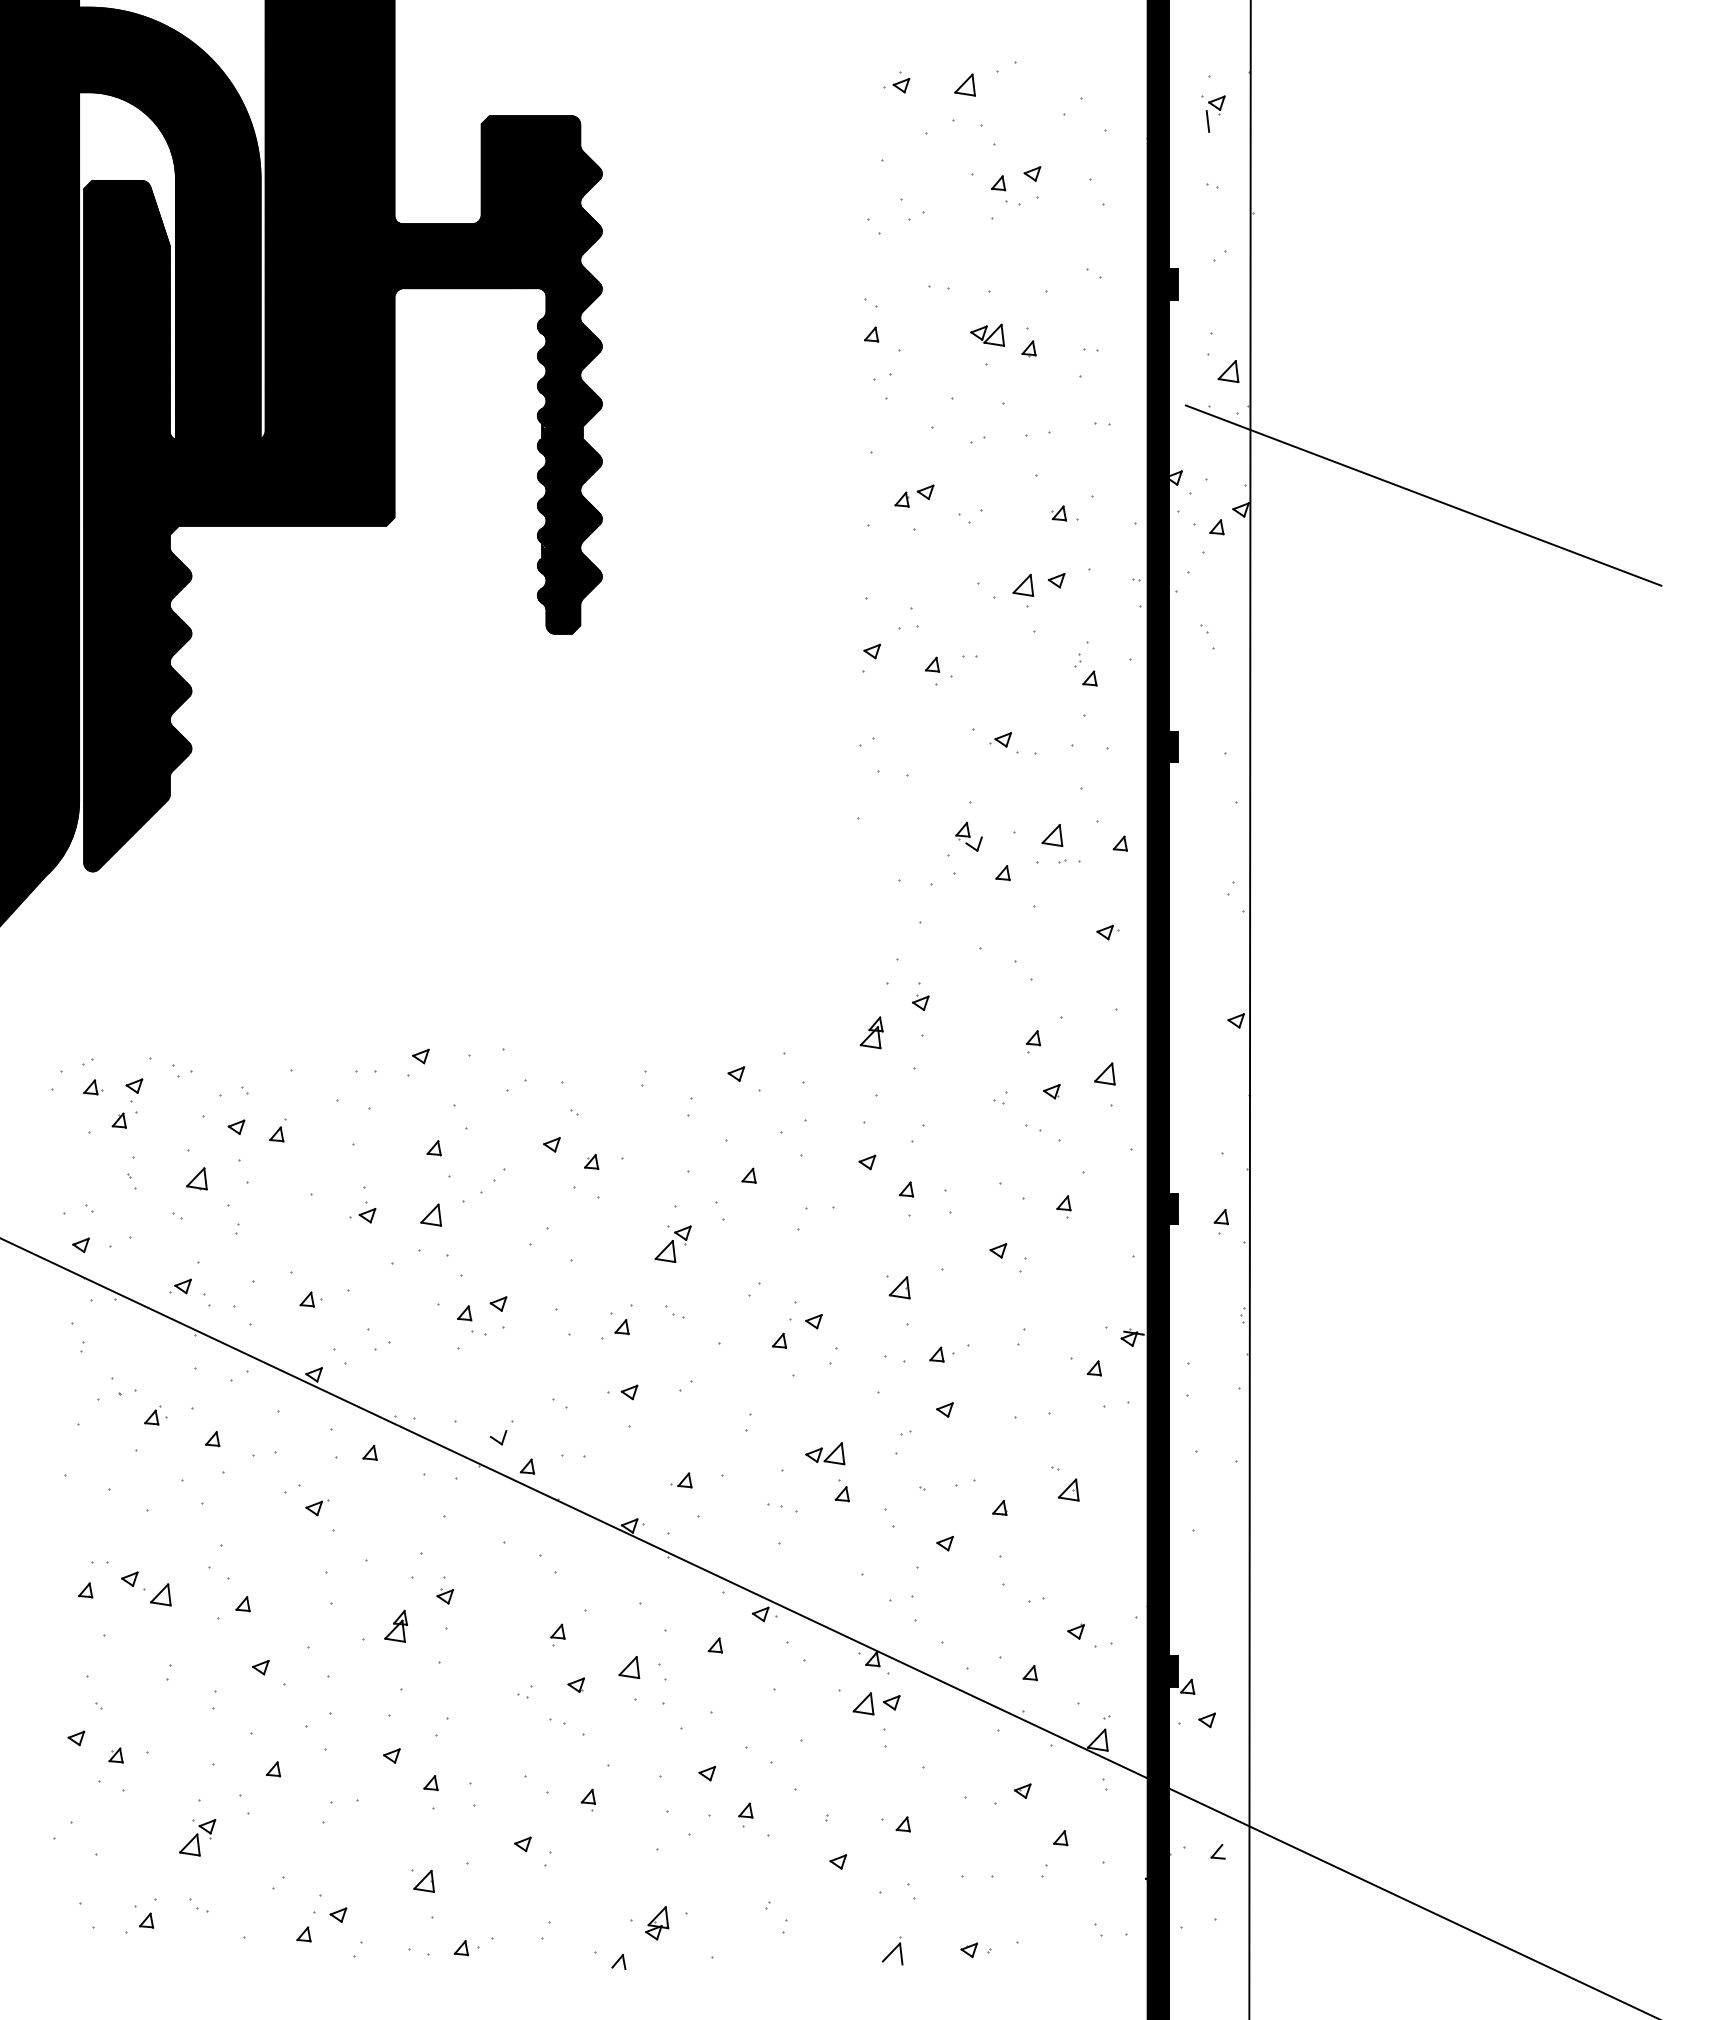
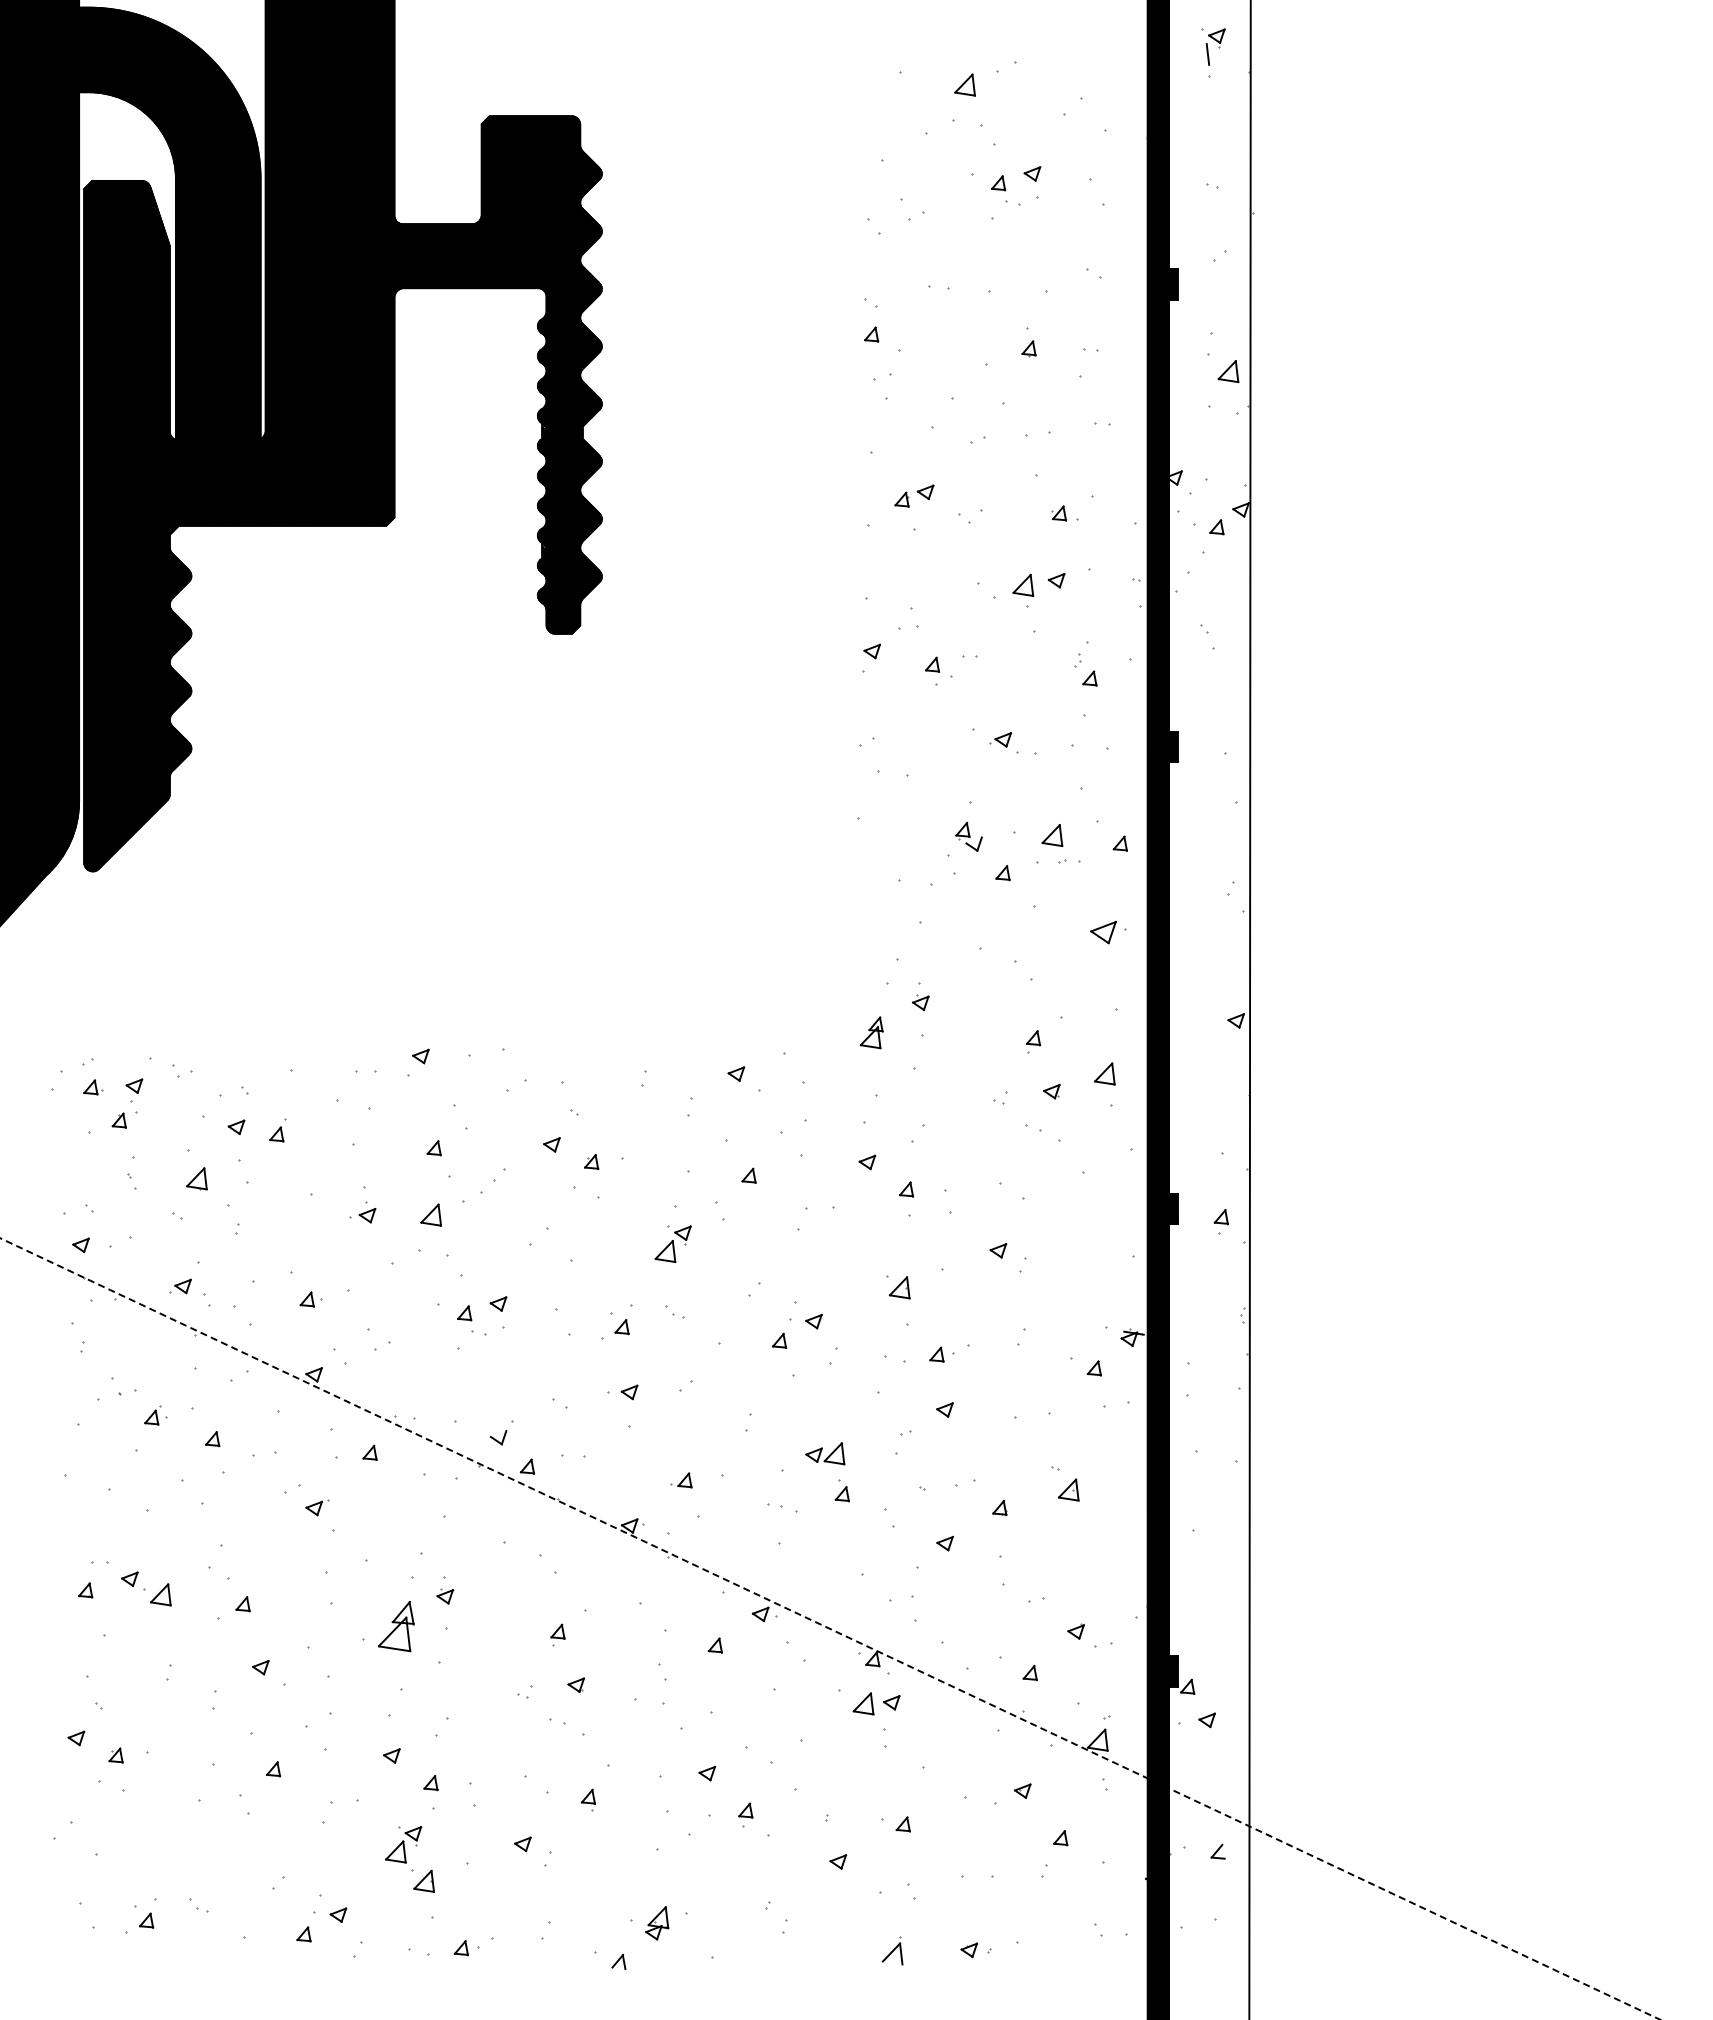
part: present -> none (896, 85)
part position: (1213, 113) -> (1213, 46) (1213, 46)
part: present -> none (987, 334)
line: present -> none (1423, 495)
part size: 24x17 px -> 37x25 px (1108, 932)
part: present -> none (1063, 1206)
part size: 24x34 px -> 38x53 px (395, 1626)
line: solid -> dashed (830, 1628)
part: present -> none (629, 1667)
part position: (197, 1837) -> (403, 1844) (403, 1844)
